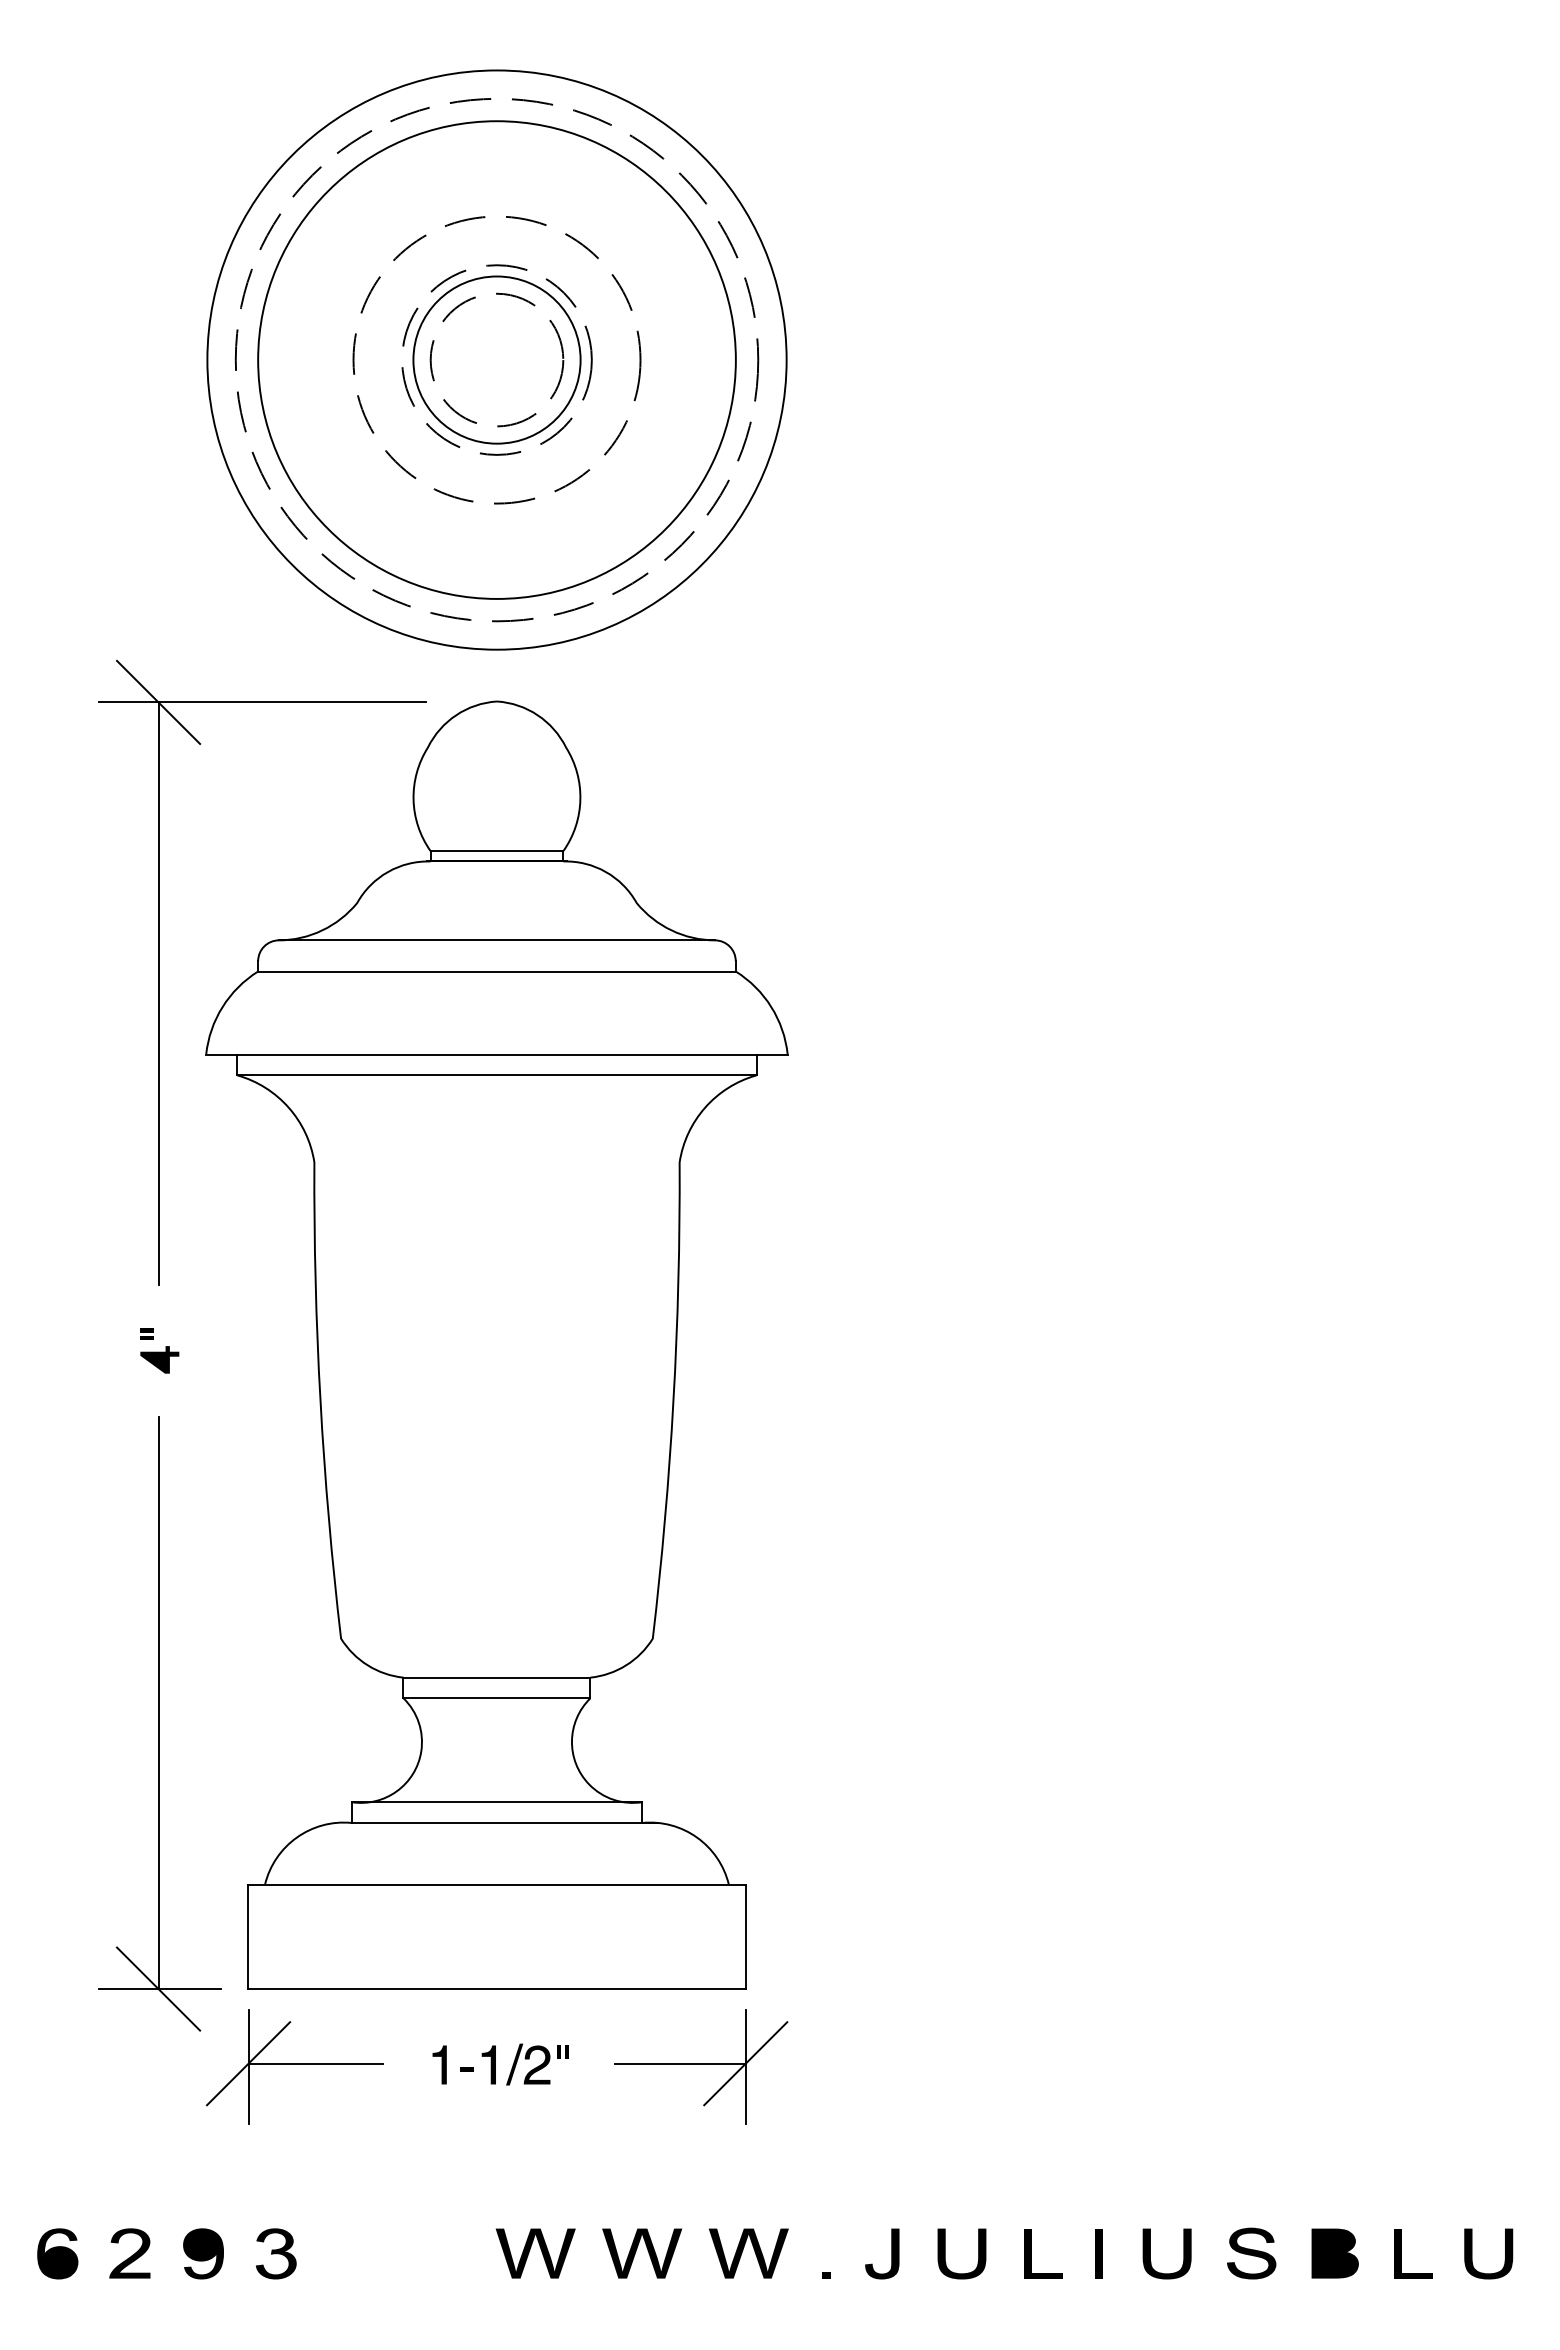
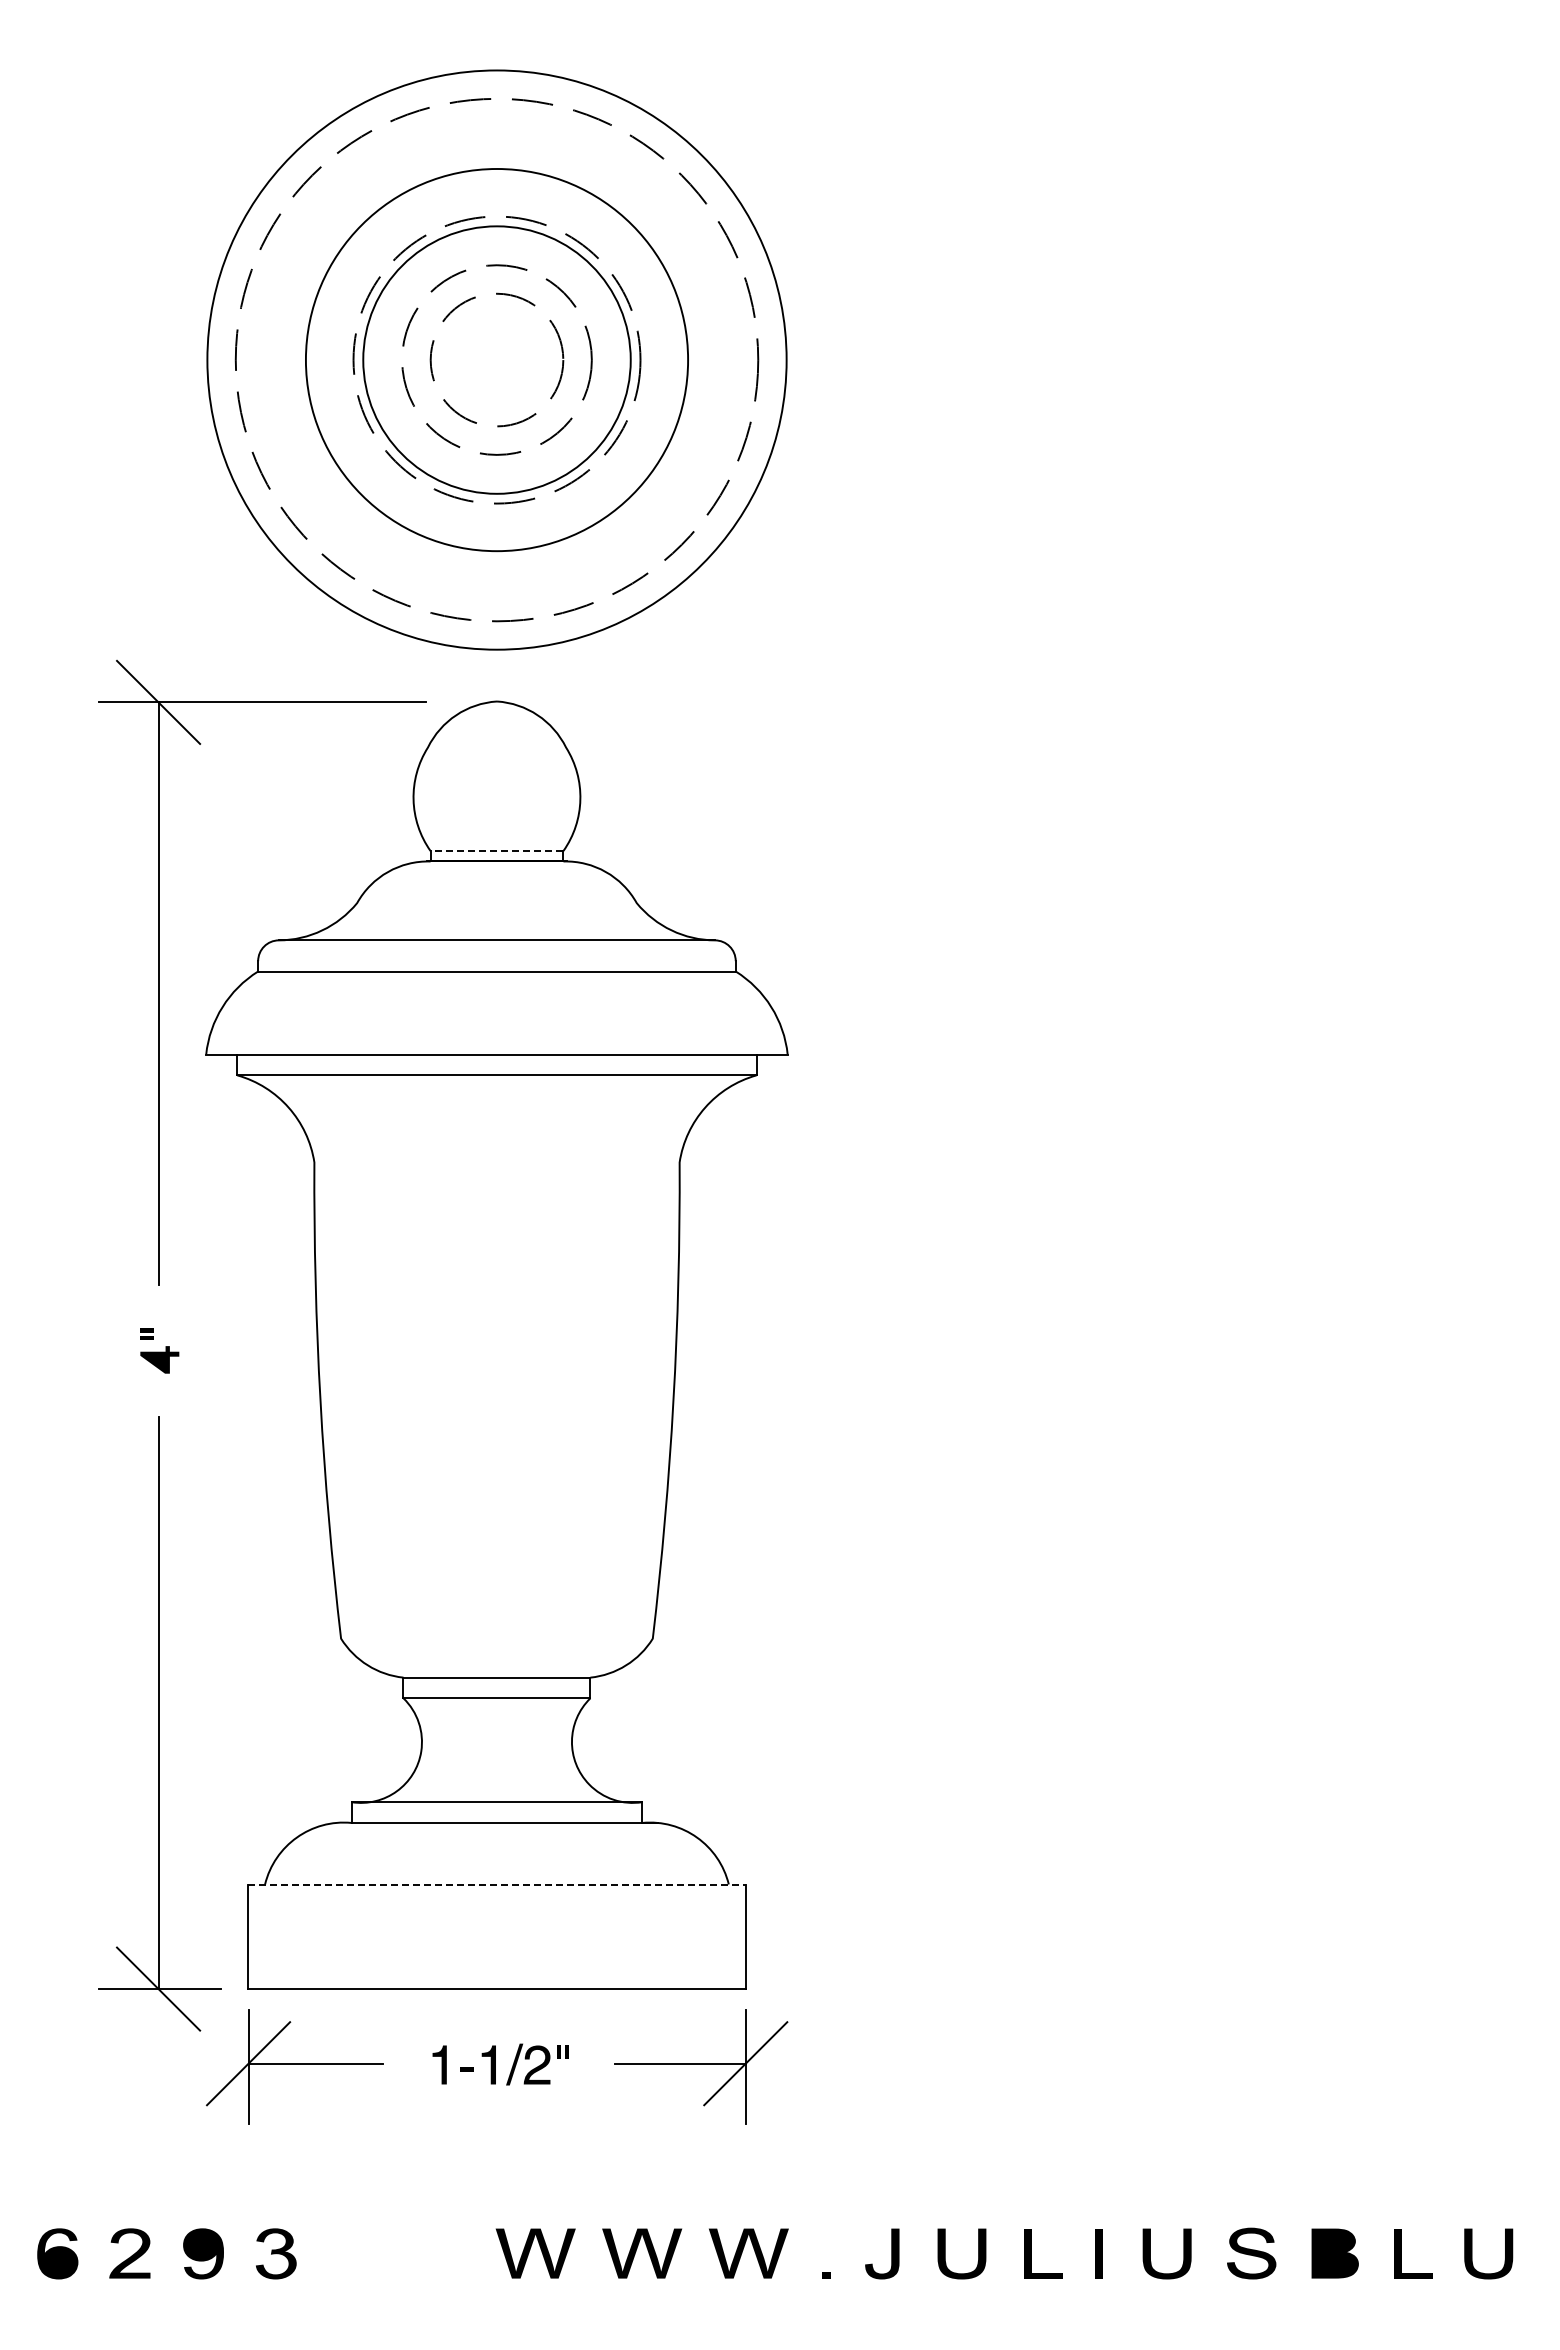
circle diameter: 167 px -> 267 px (496, 359)
circle diameter: 478 px -> 382 px (496, 360)
line: solid -> dashed (496, 851)
line: solid -> dashed (497, 1885)
